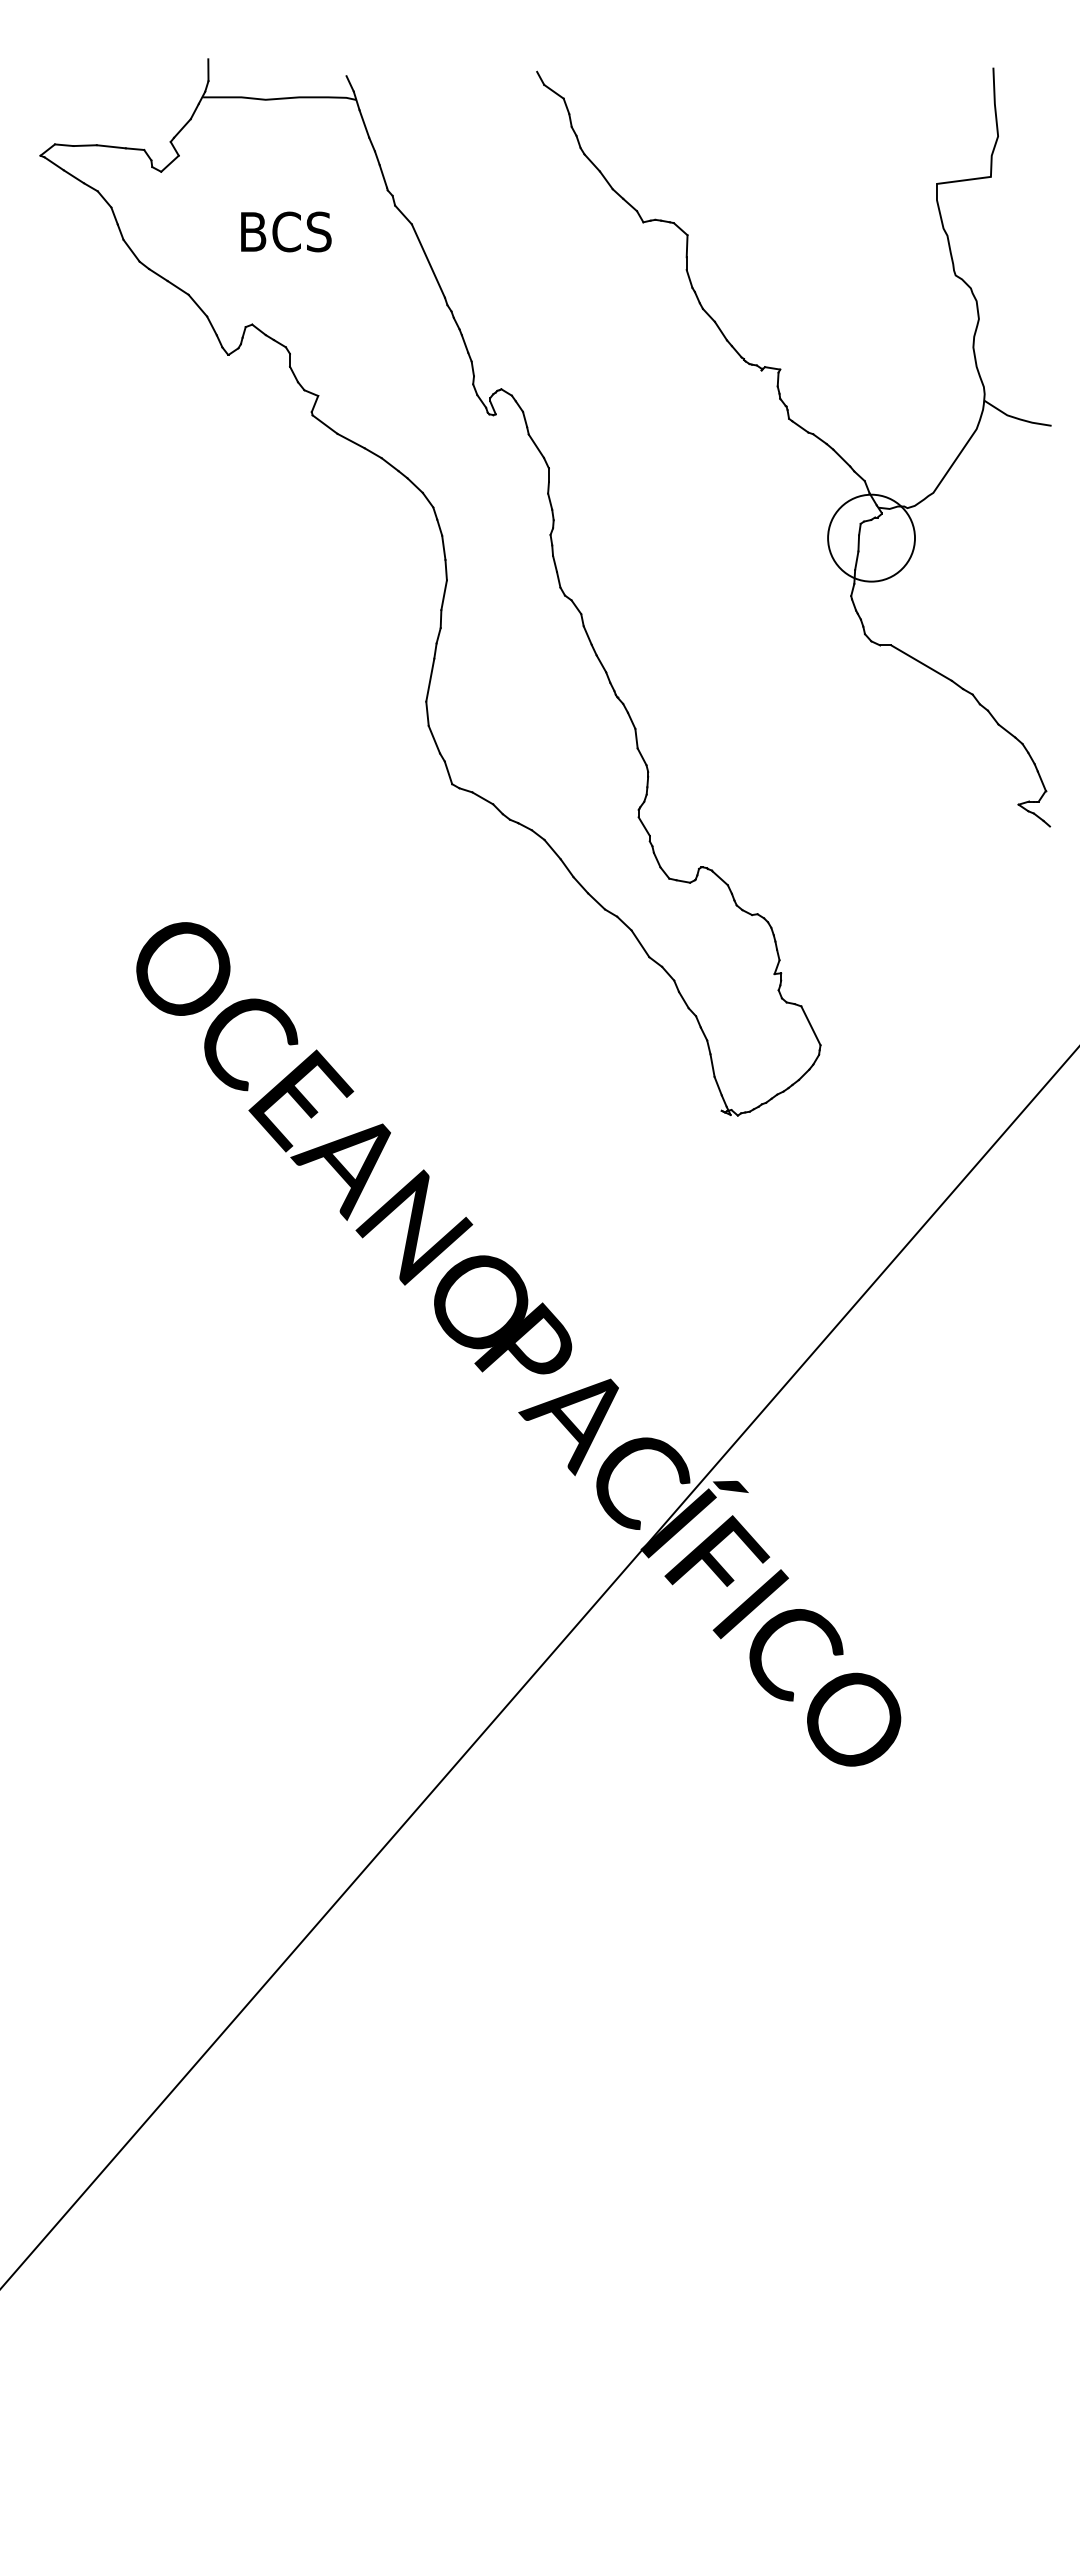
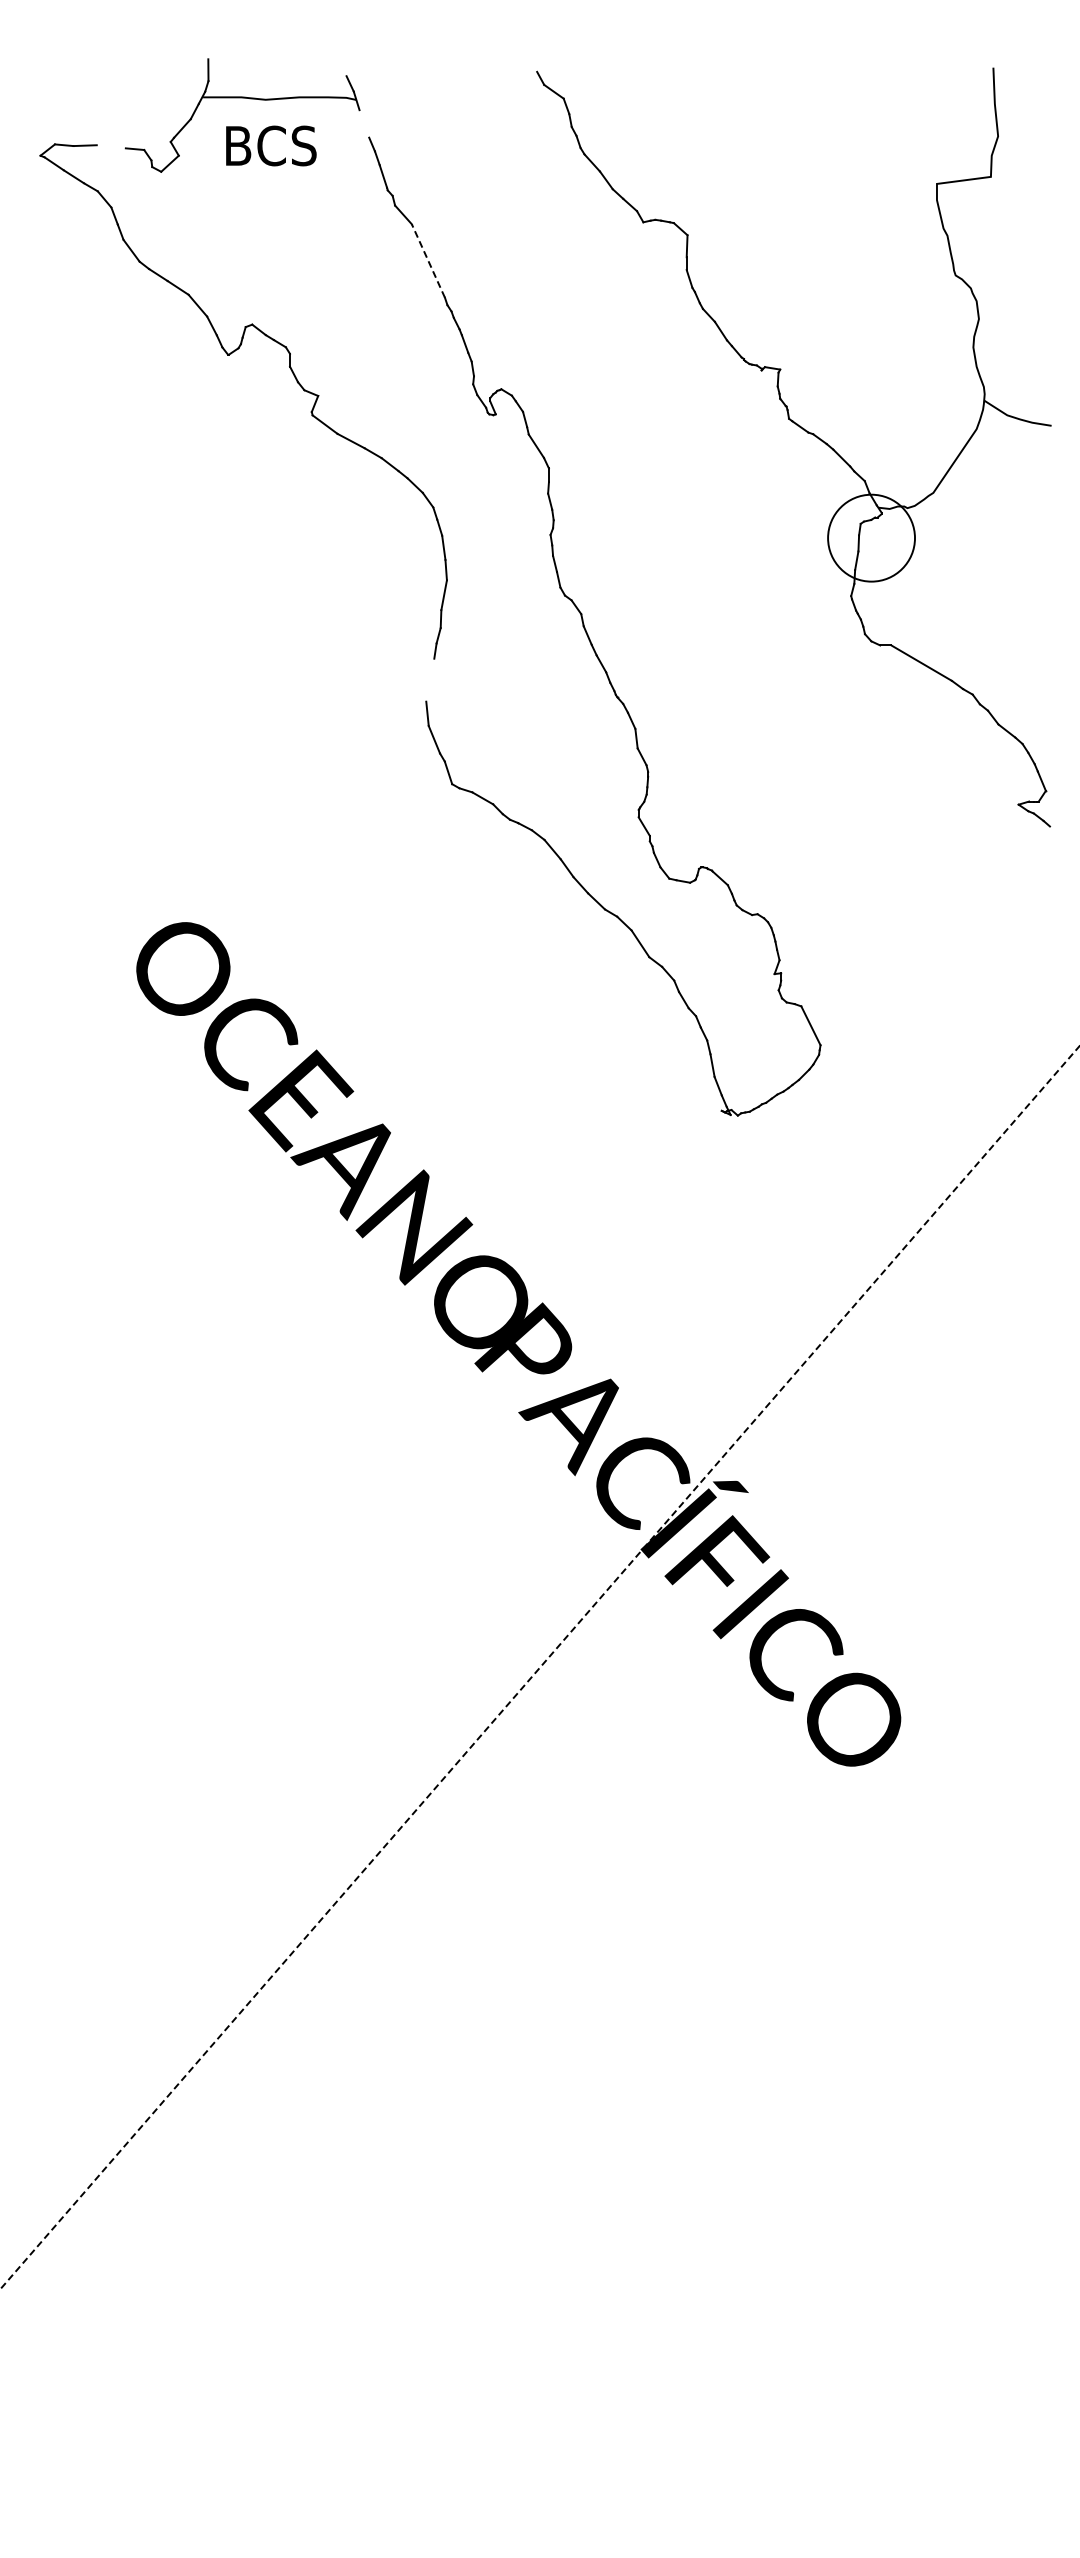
line: present -> none (364, 123)
line: present -> none (110, 146)
text position: (286, 231) -> (271, 145) (271, 145)
line: solid -> dashed (428, 260)
line: present -> none (430, 679)
line: solid -> dashed (540, 1667)
